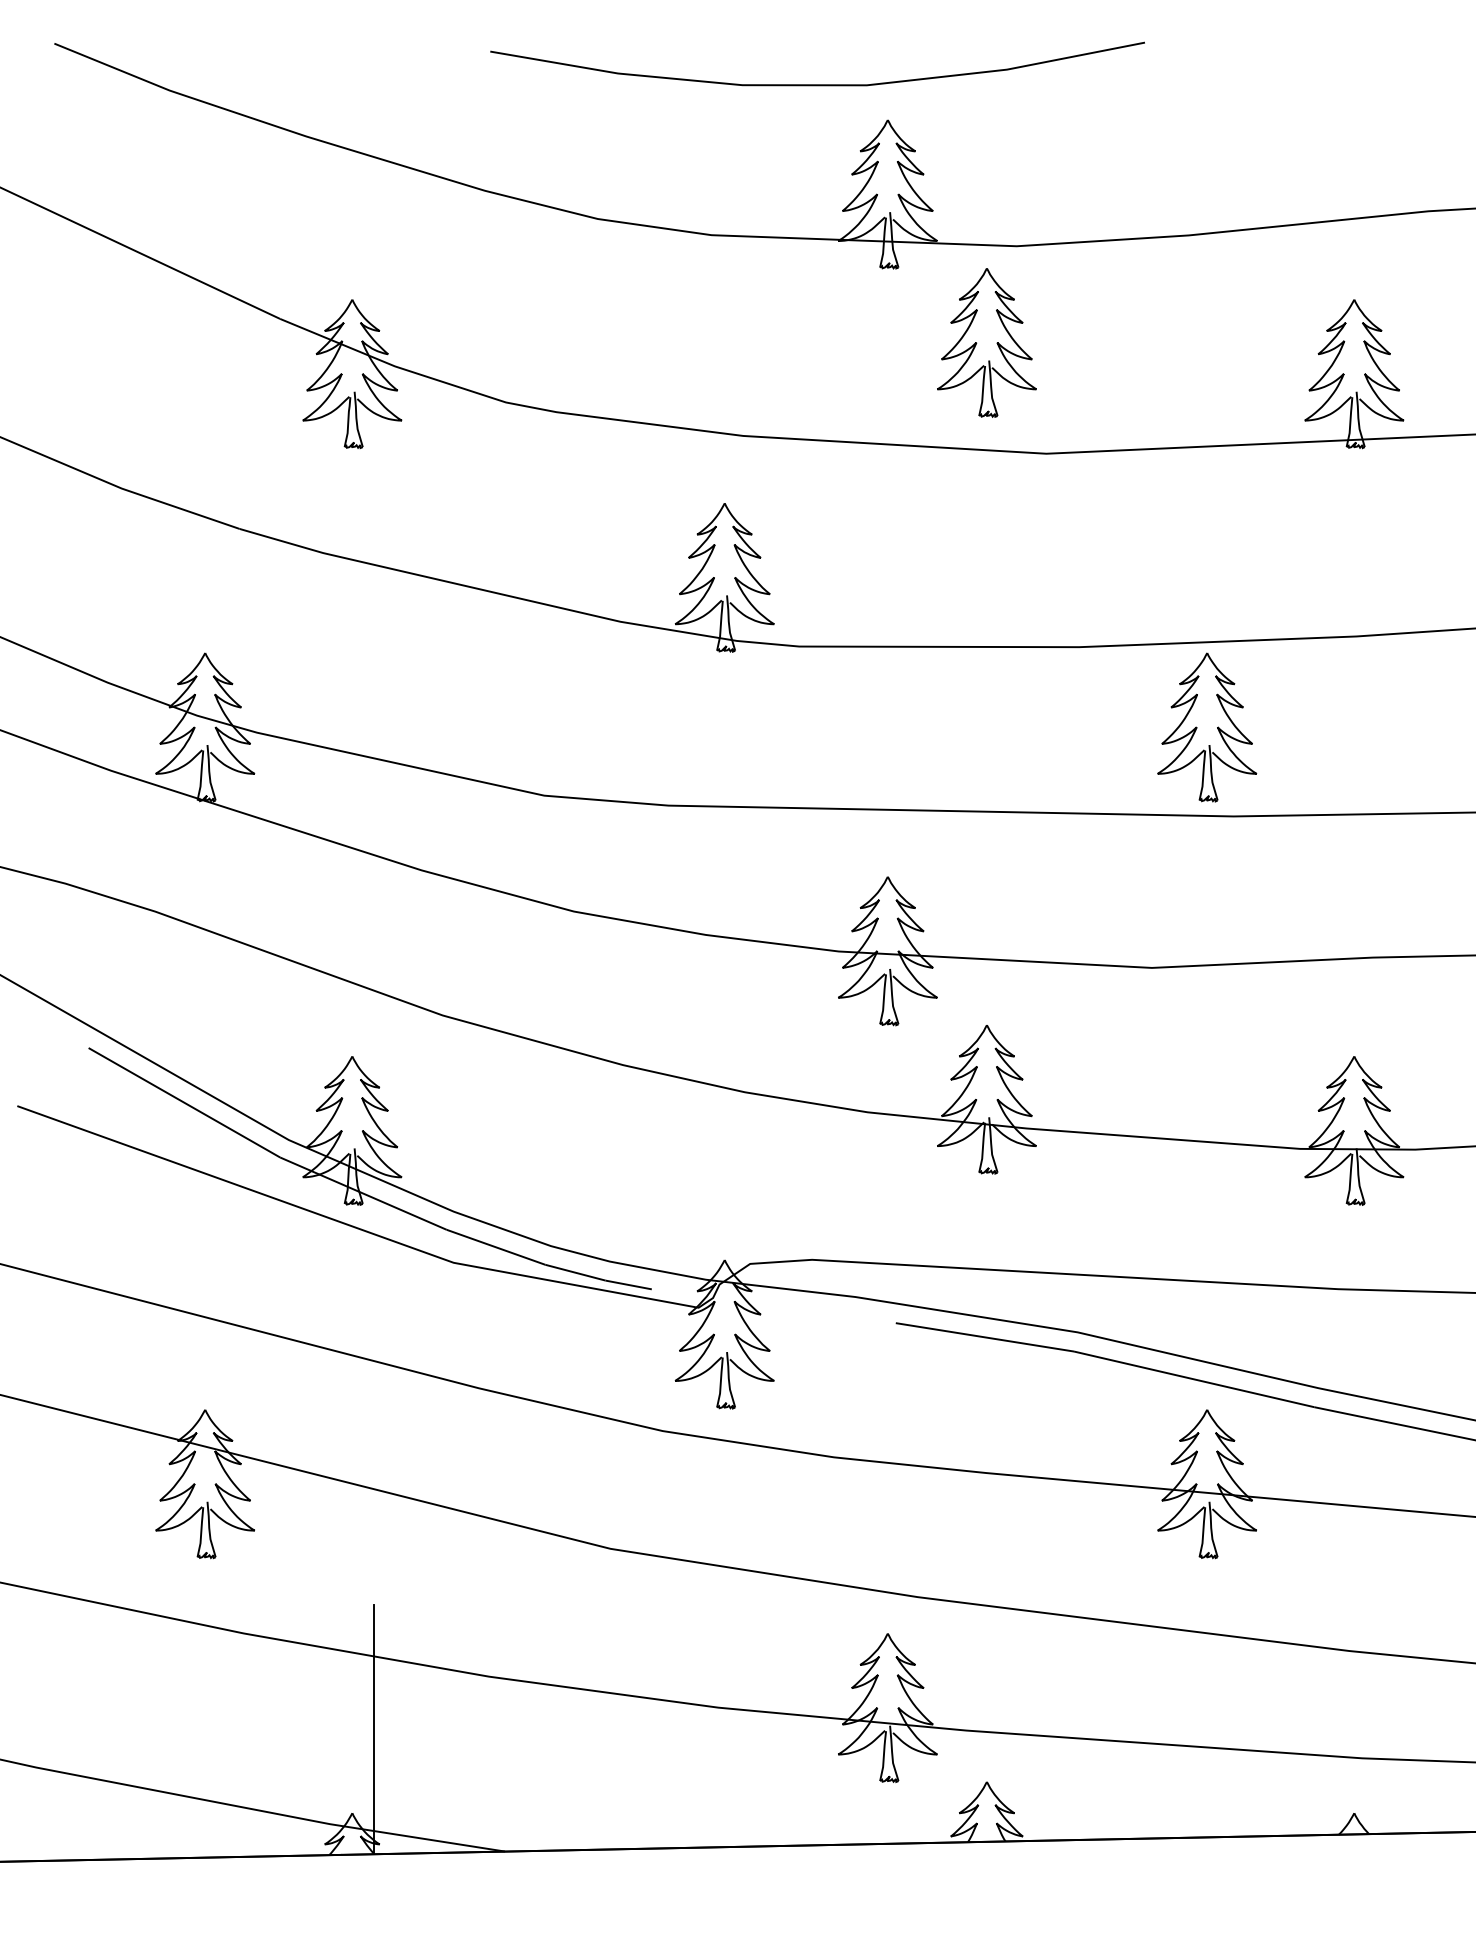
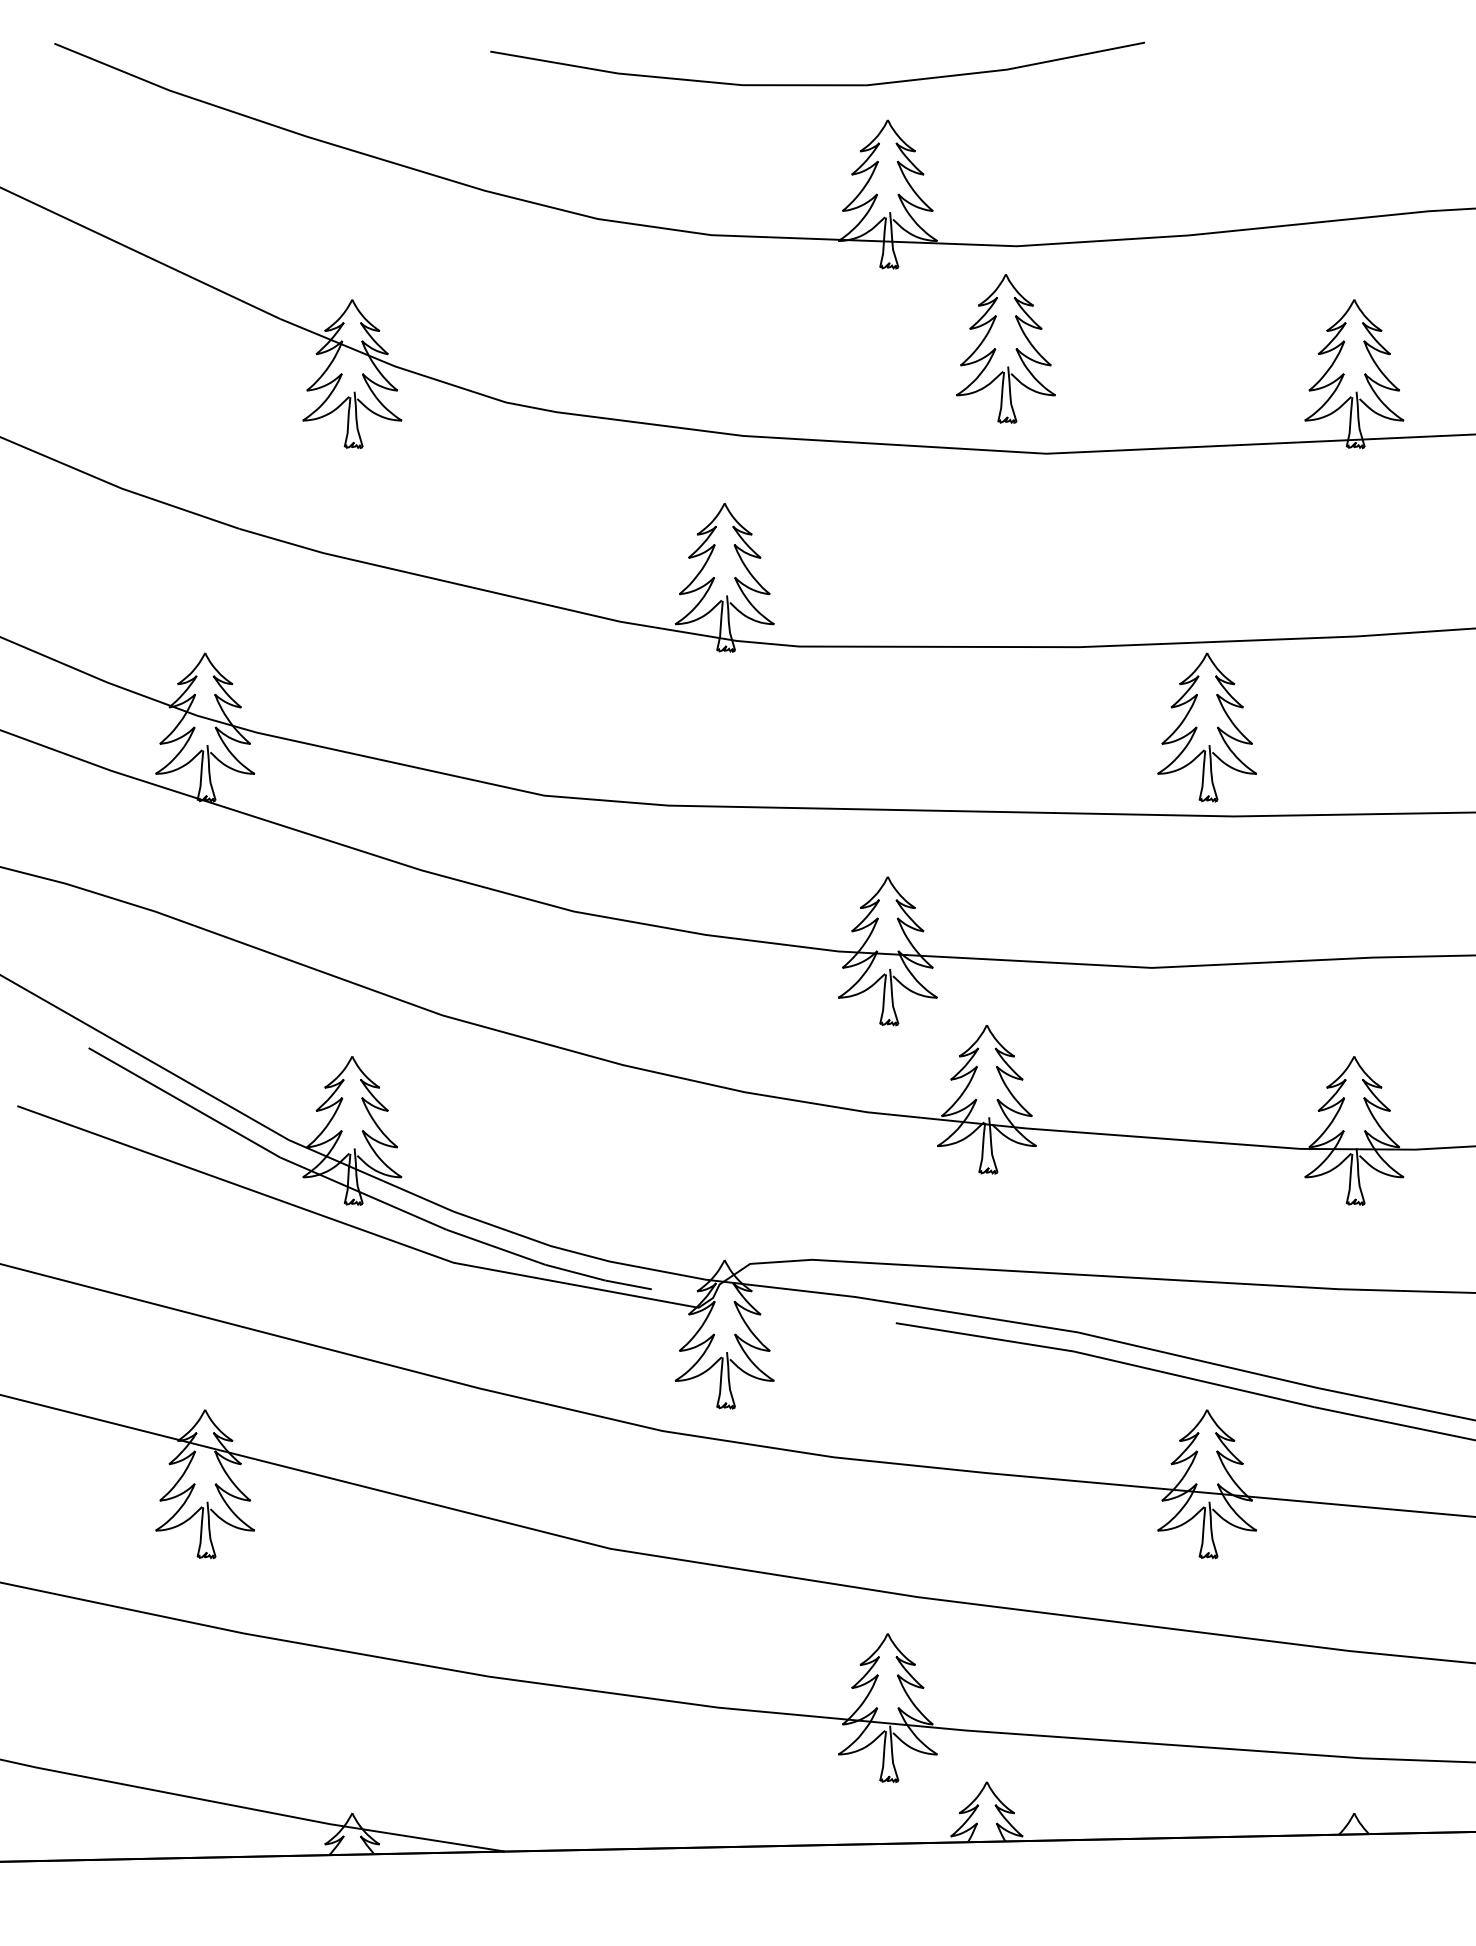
part position: (986, 342) -> (1005, 348) (1005, 348)
line: present -> none (373, 1729)
